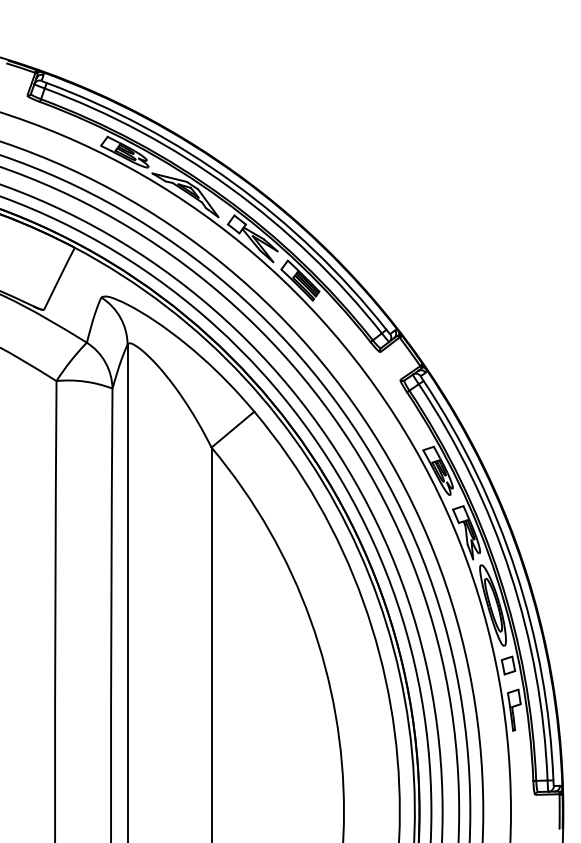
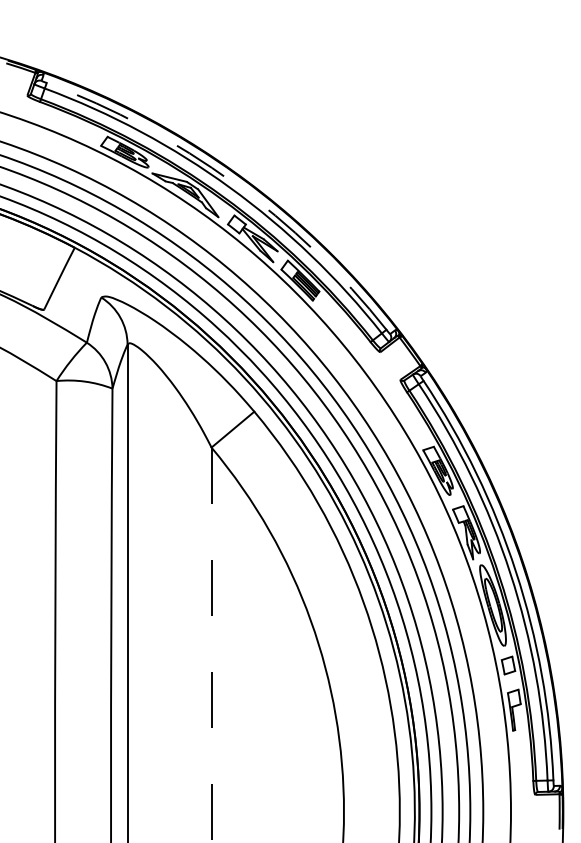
arc: solid -> dashed (233, 183)
line: solid -> dashed (211, 645)
